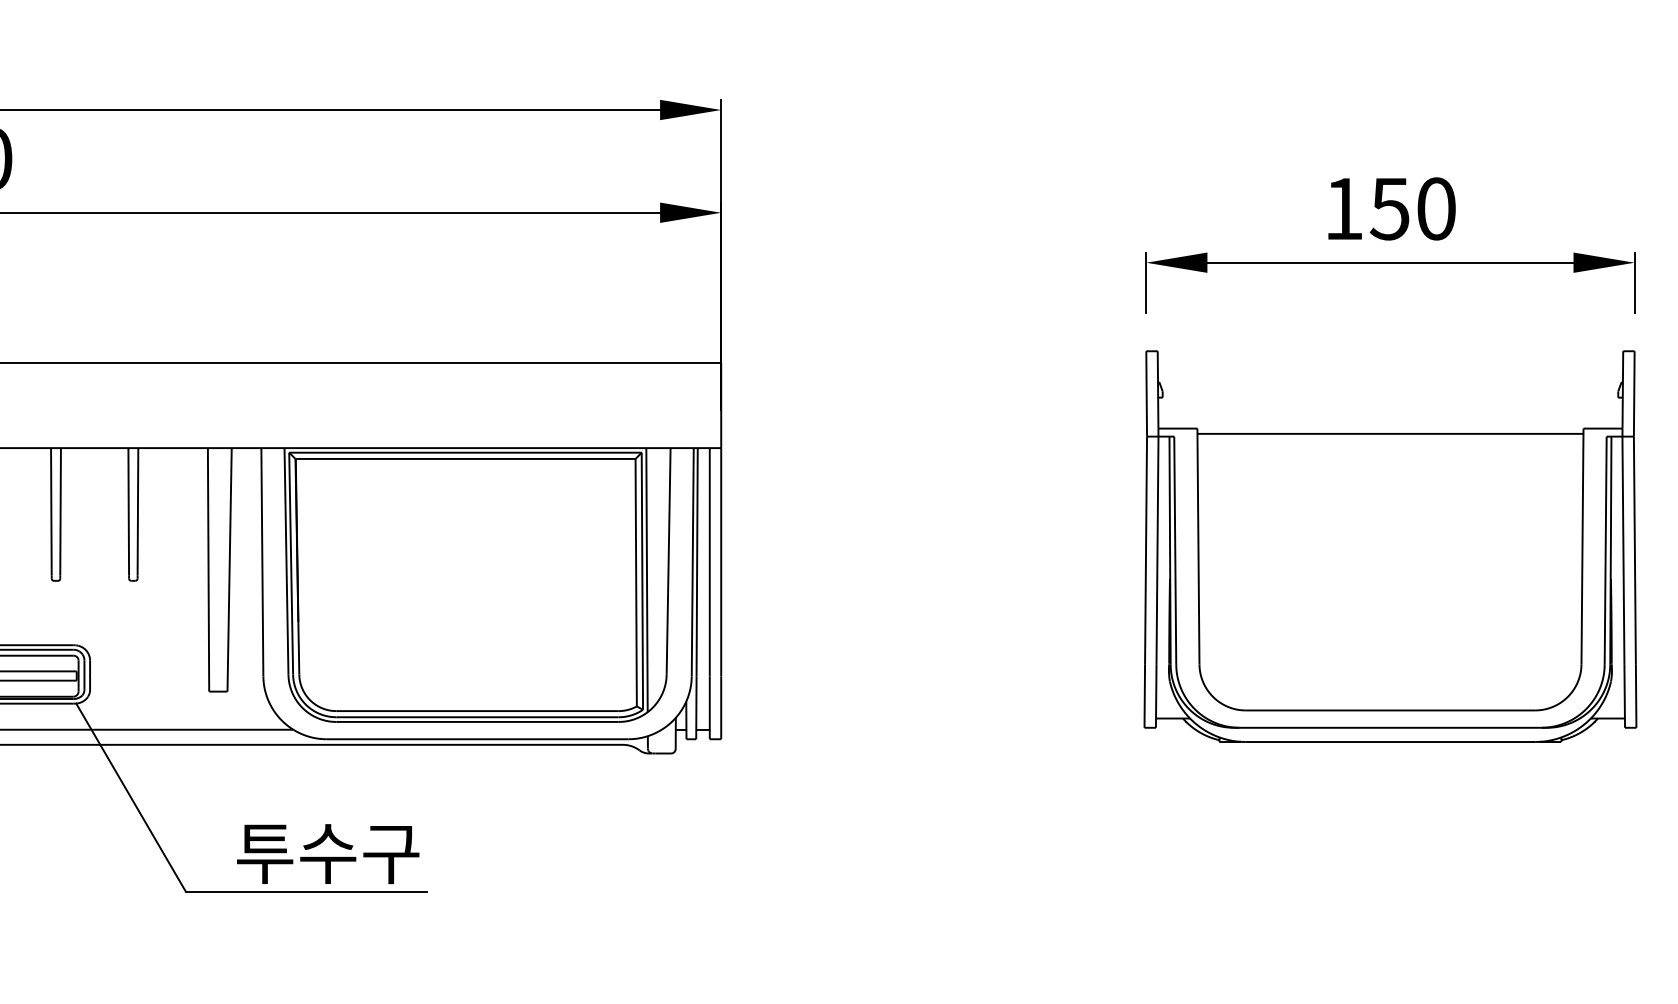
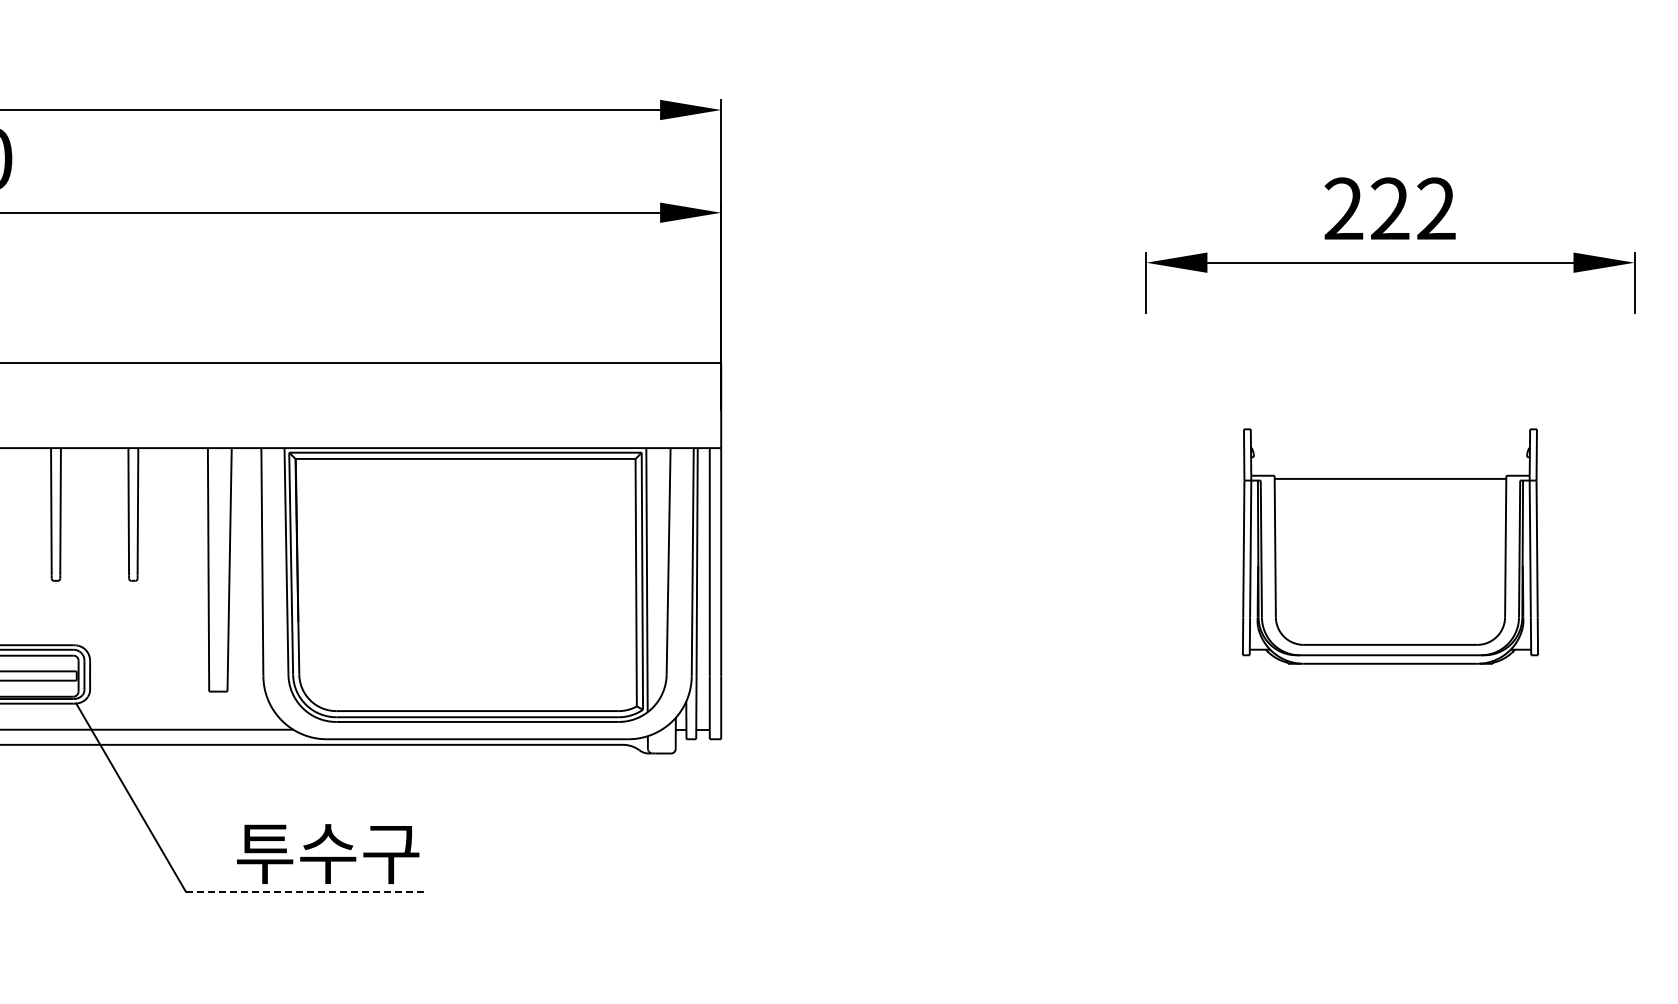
text: 150 -> 222 (1389, 208)
part size: 495x393 px -> 297x237 px (1390, 546)
line: solid -> dashed (306, 891)
